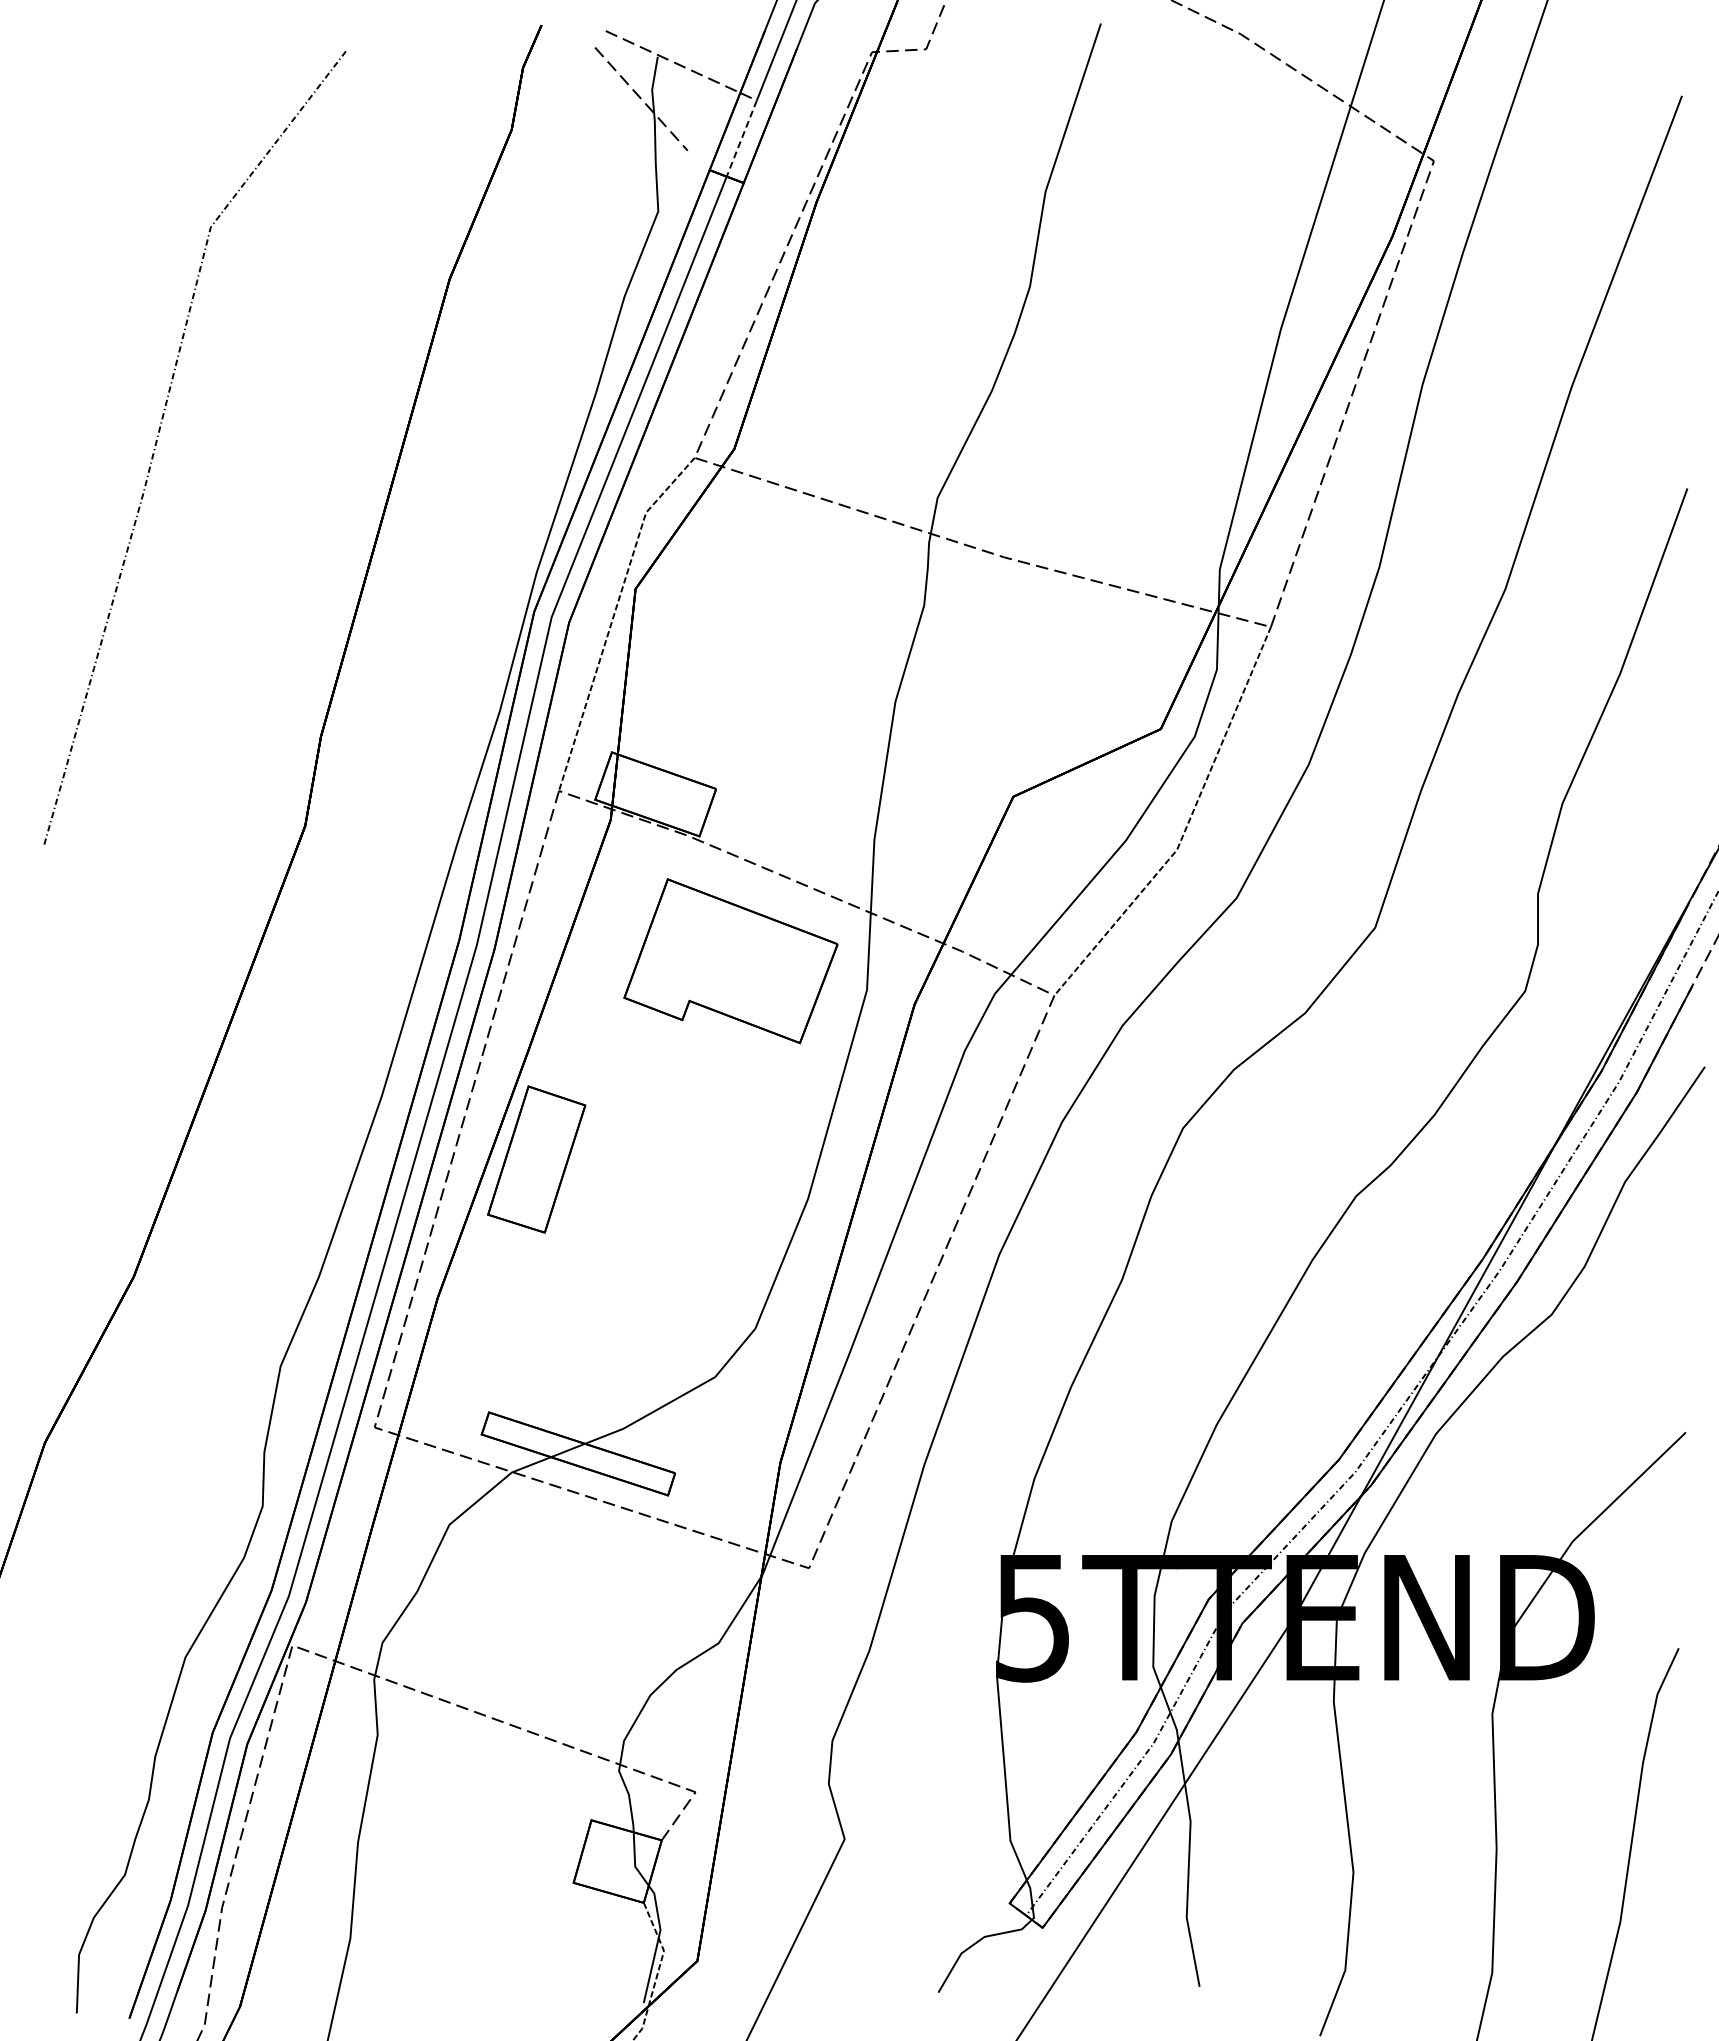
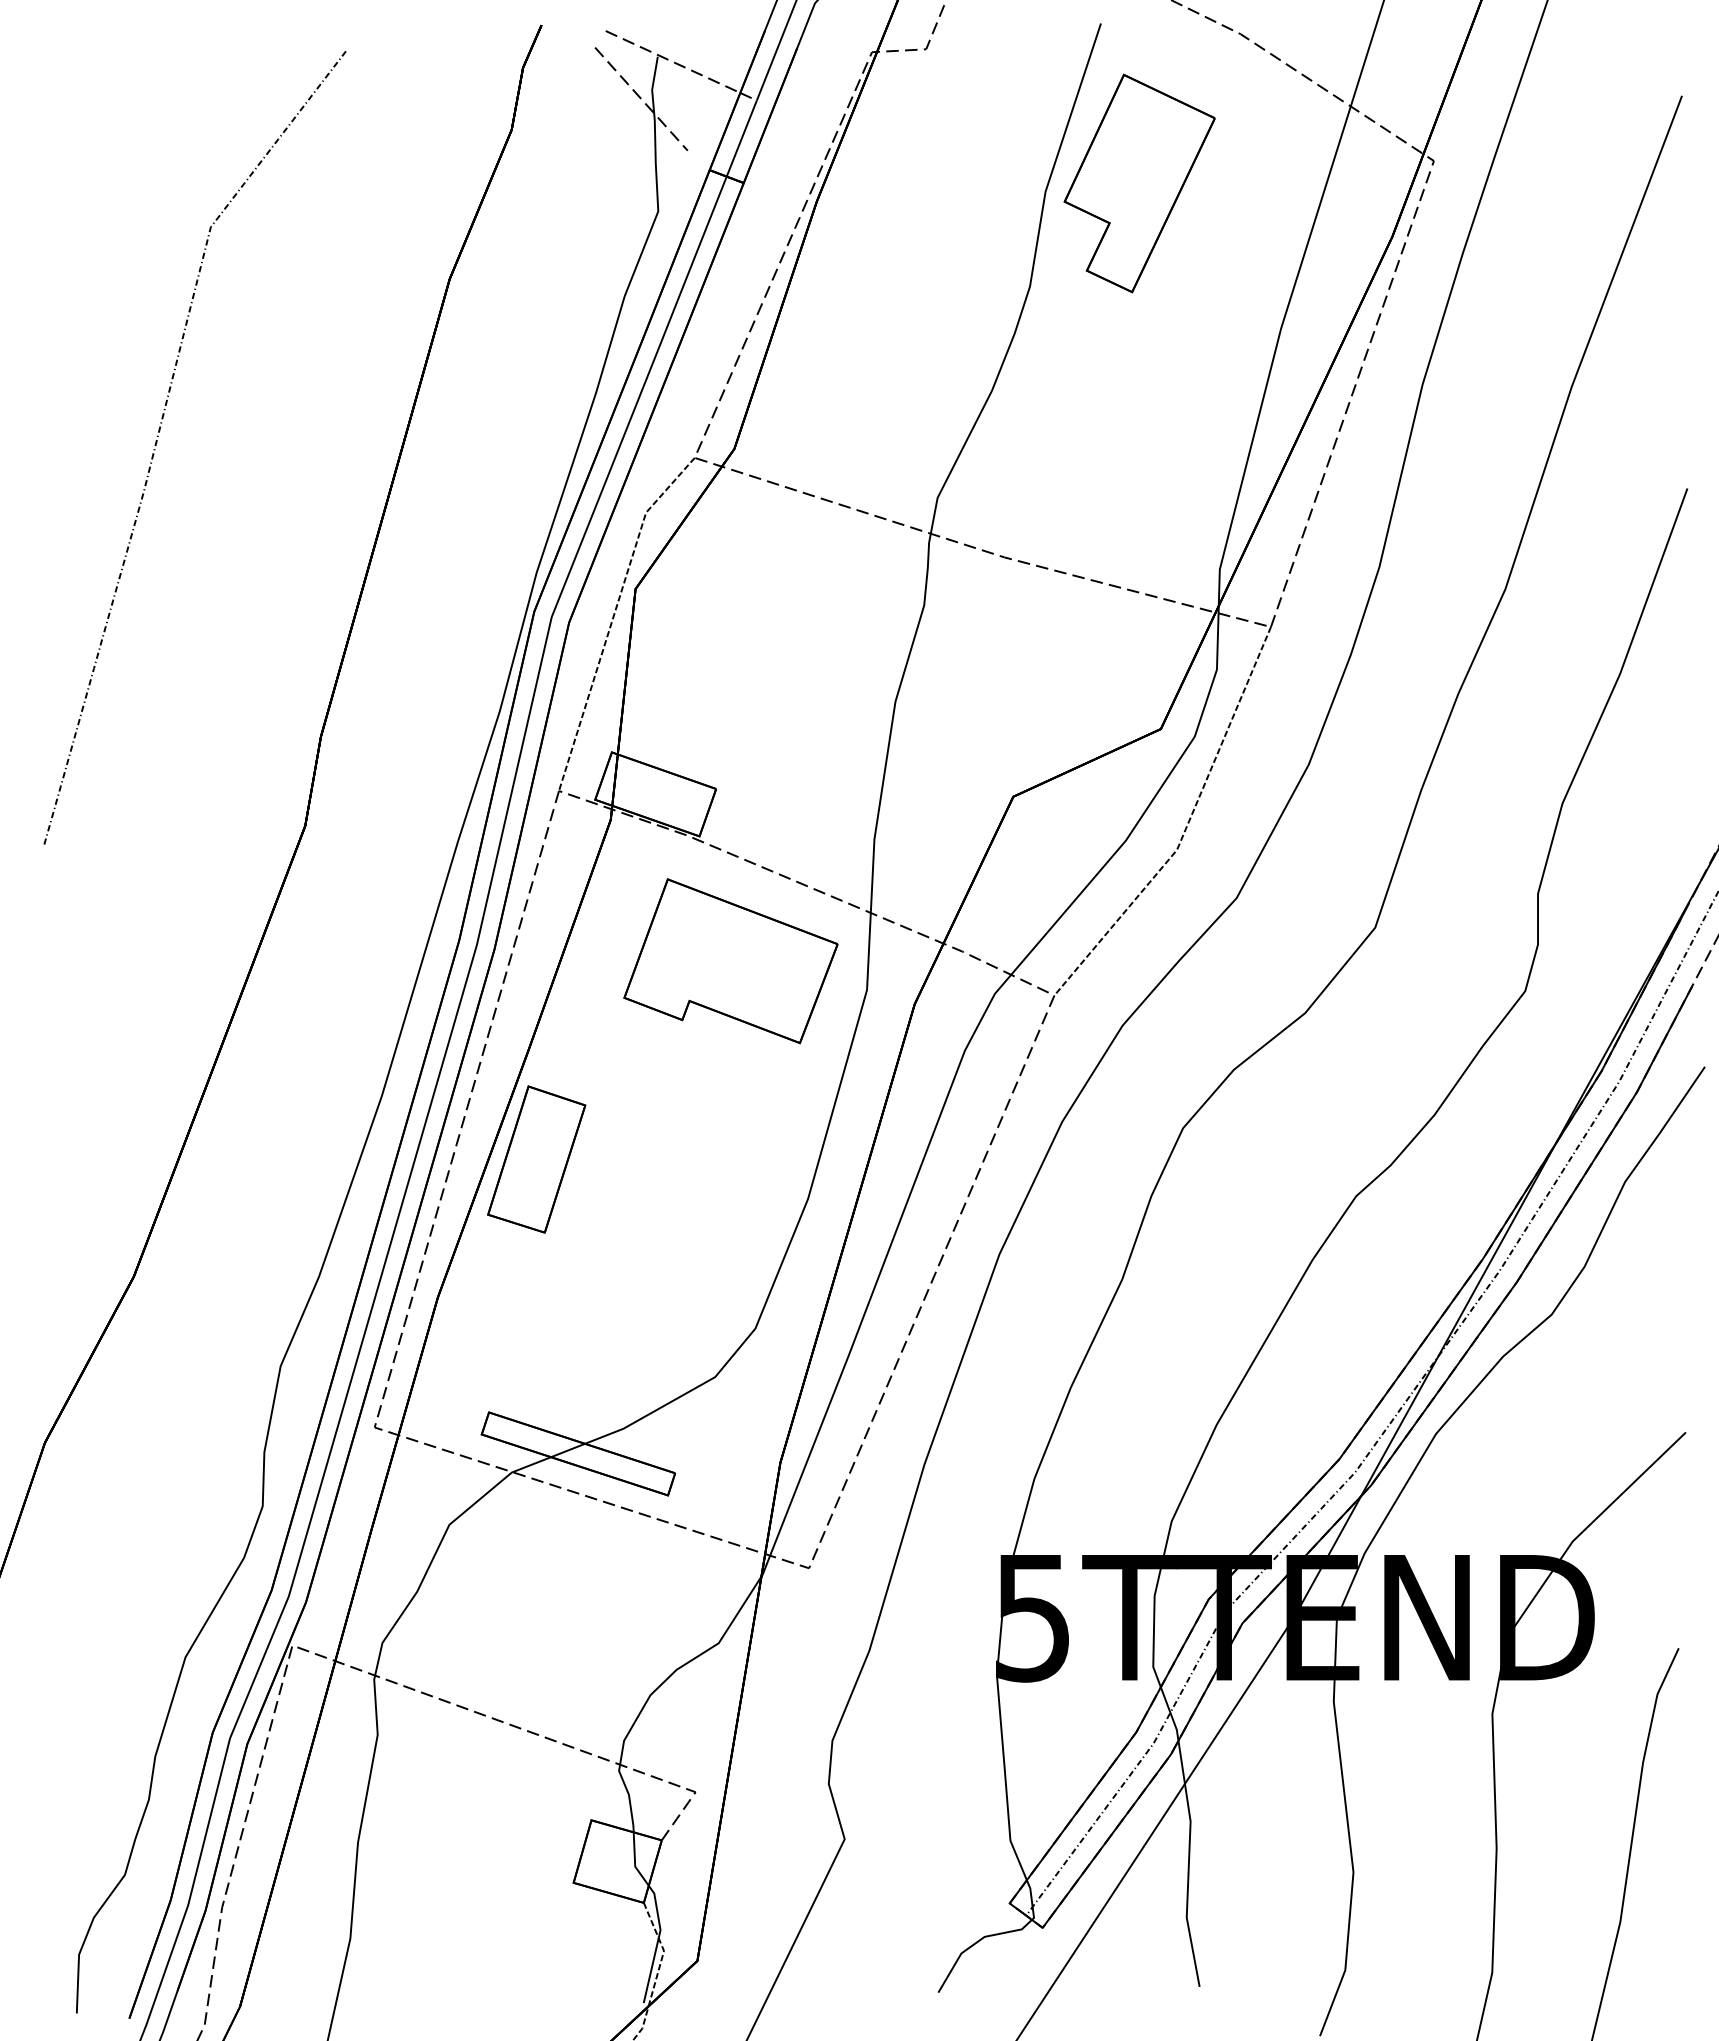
line: dashed -> solid (741, 138)
part: none -> present (1139, 183)
